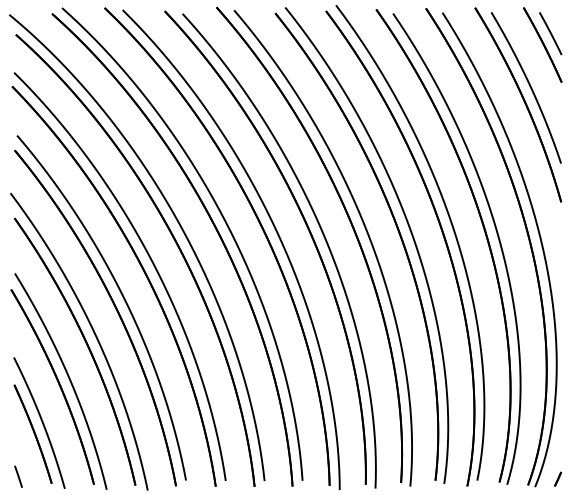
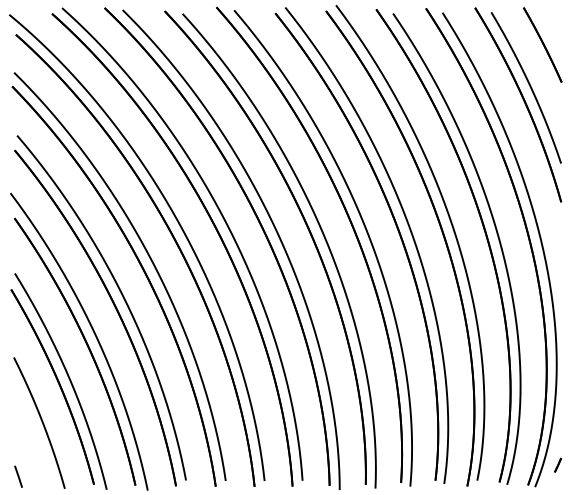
line: present -> none (550, 33)
part: present -> none (32, 433)
line position: (557, 478) -> (557, 464) (557, 464)
